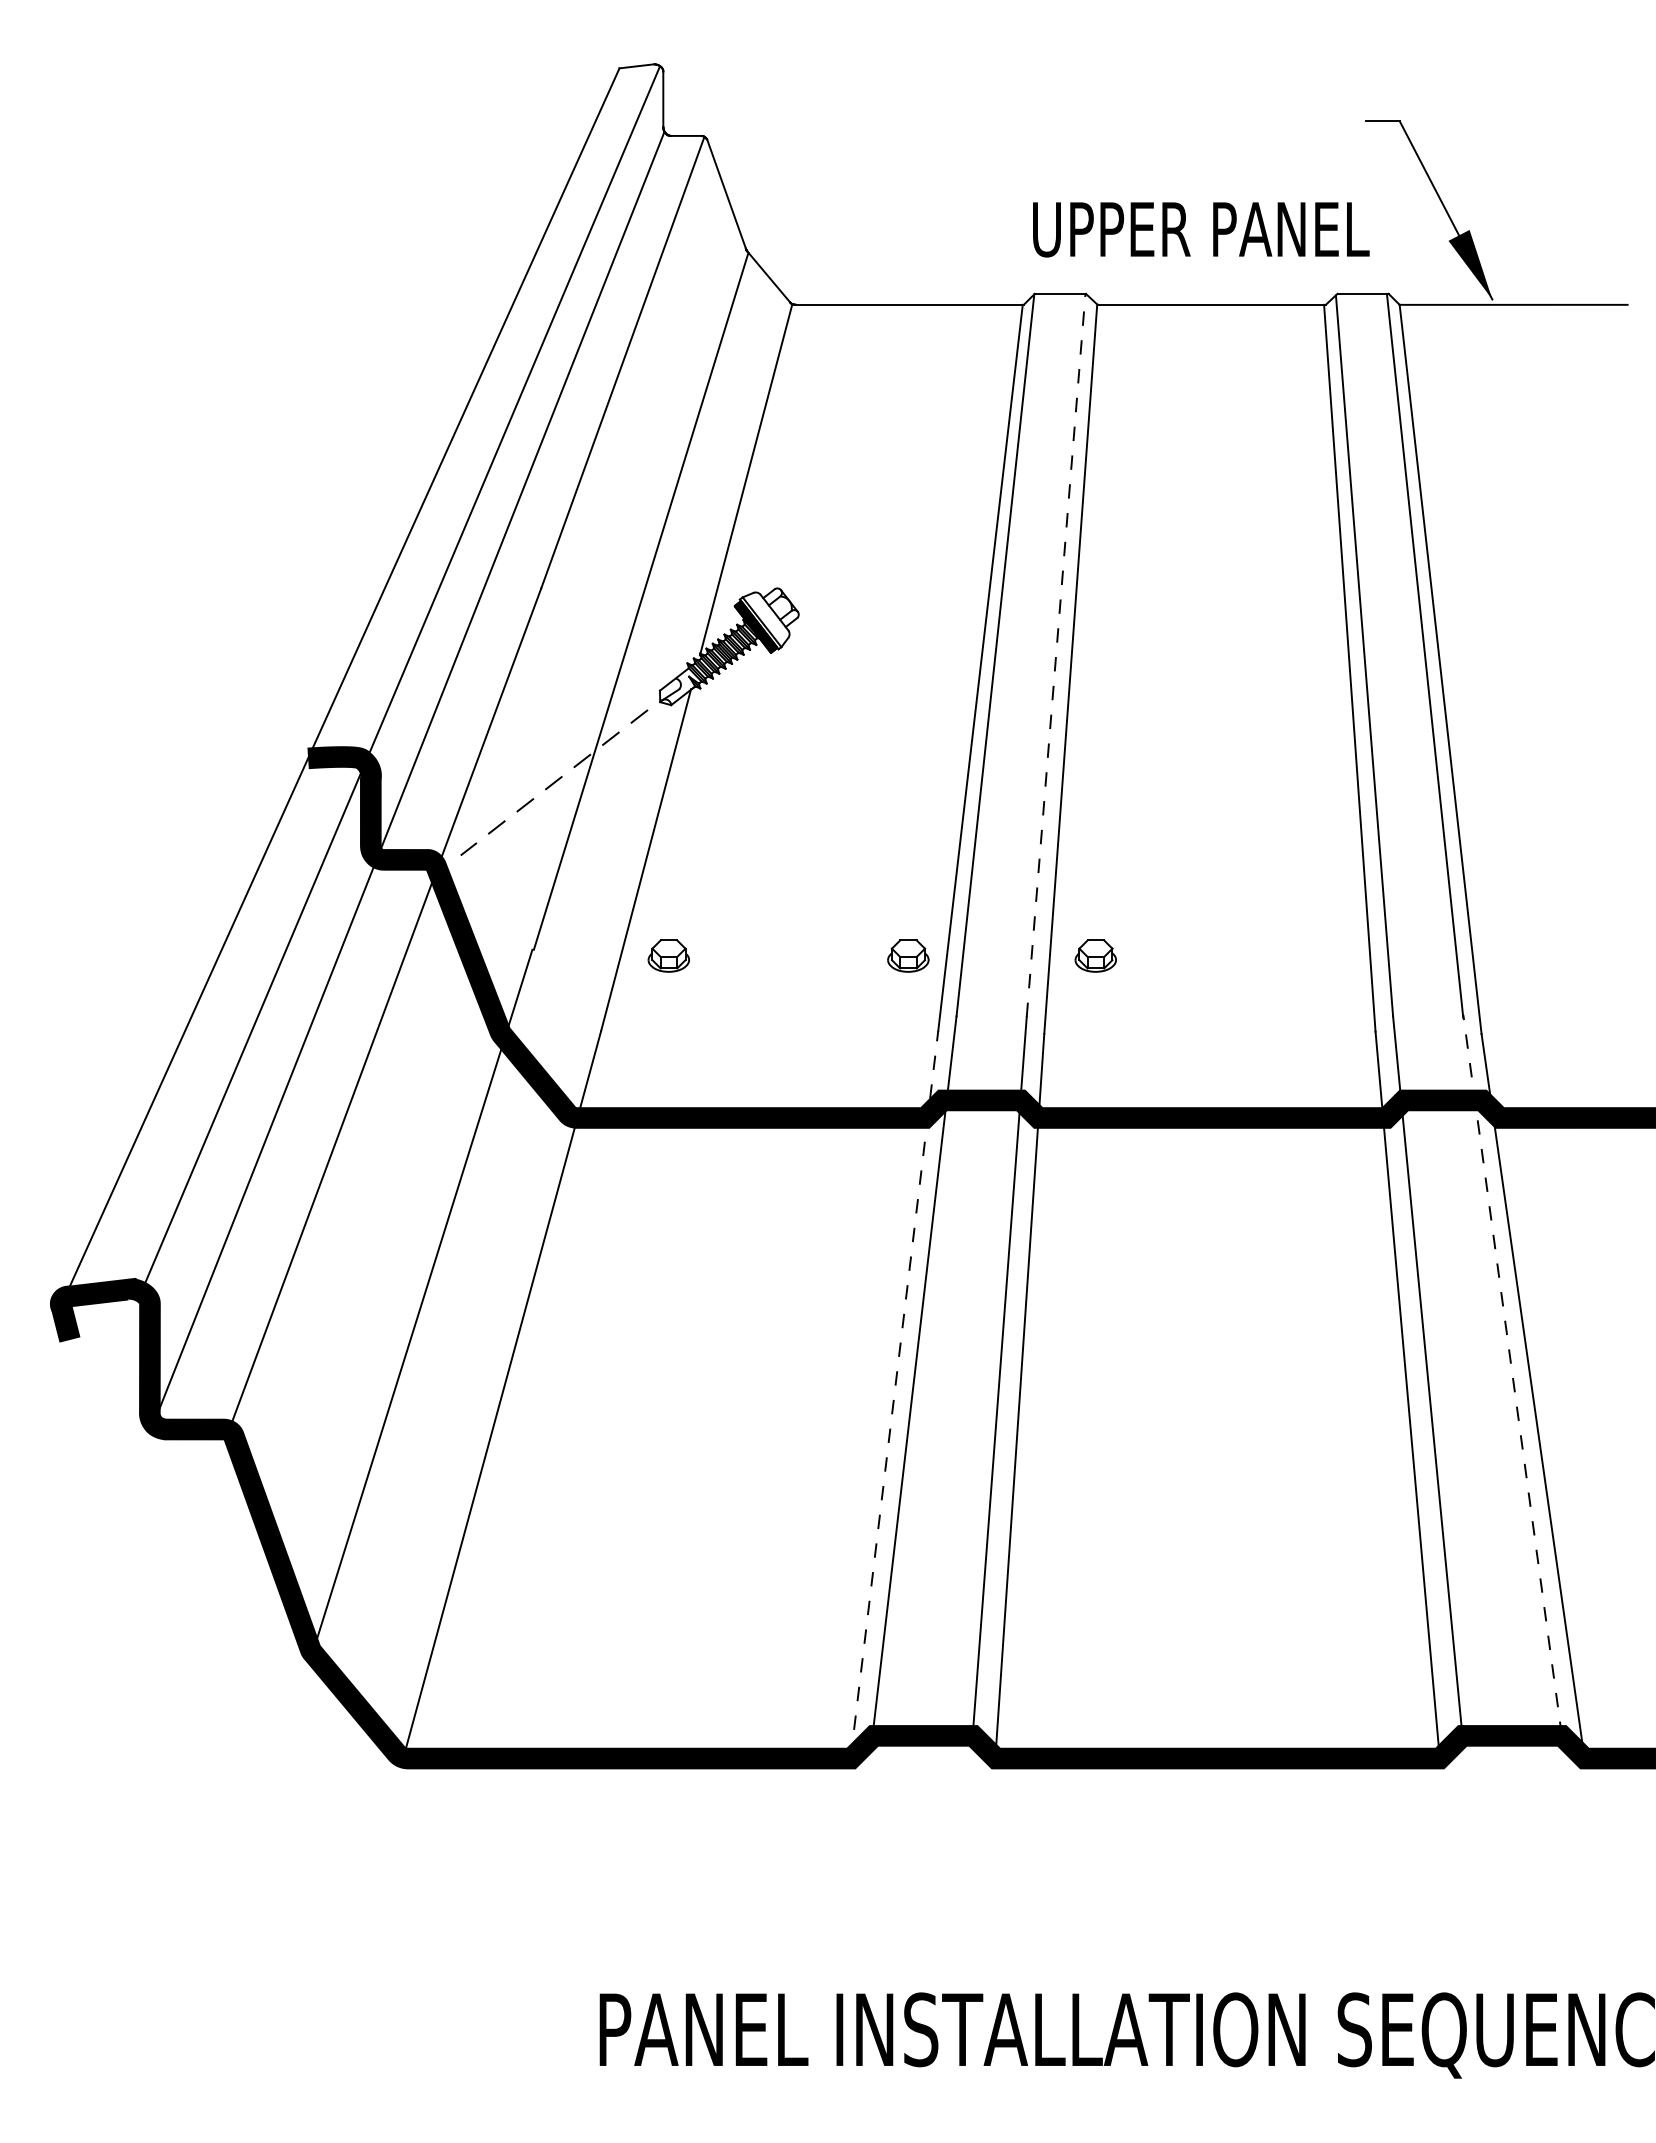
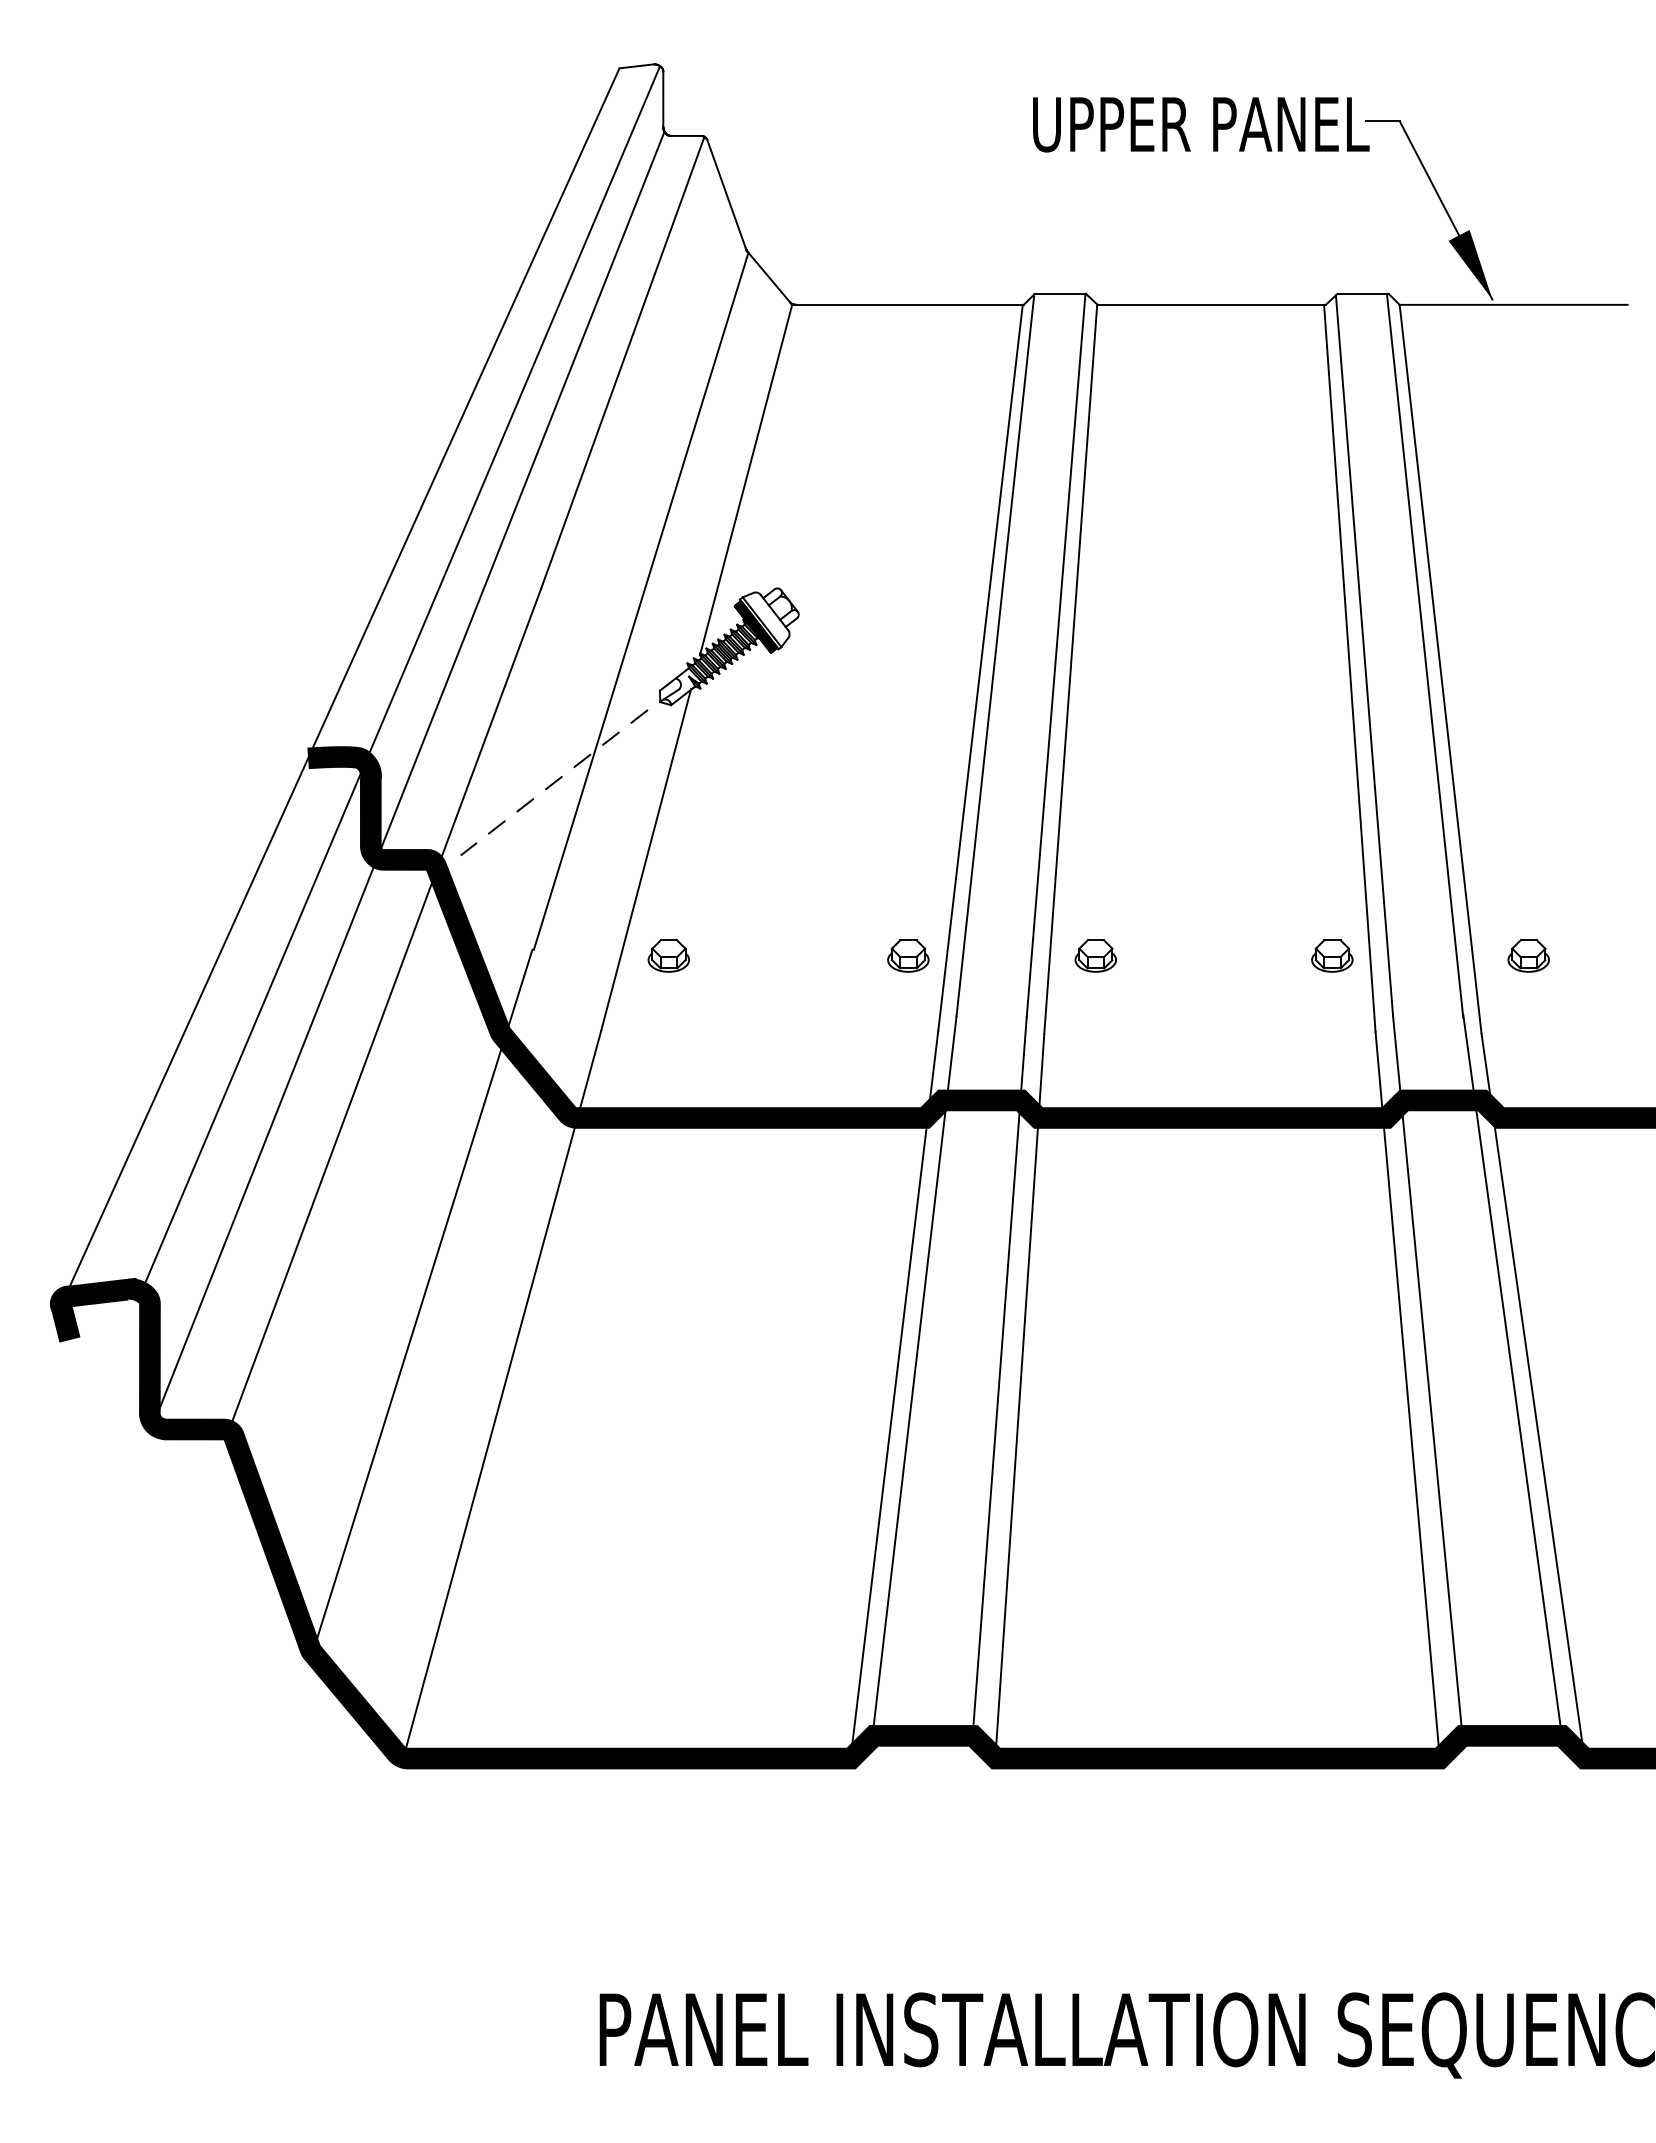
text position: (1201, 229) -> (1201, 124) (1201, 124)
line: dashed -> solid (1056, 655)
part: none -> present (1332, 955)
part: none -> present (1528, 955)
line: dashed -> solid (1512, 1375)
line: dashed -> solid (894, 1394)
